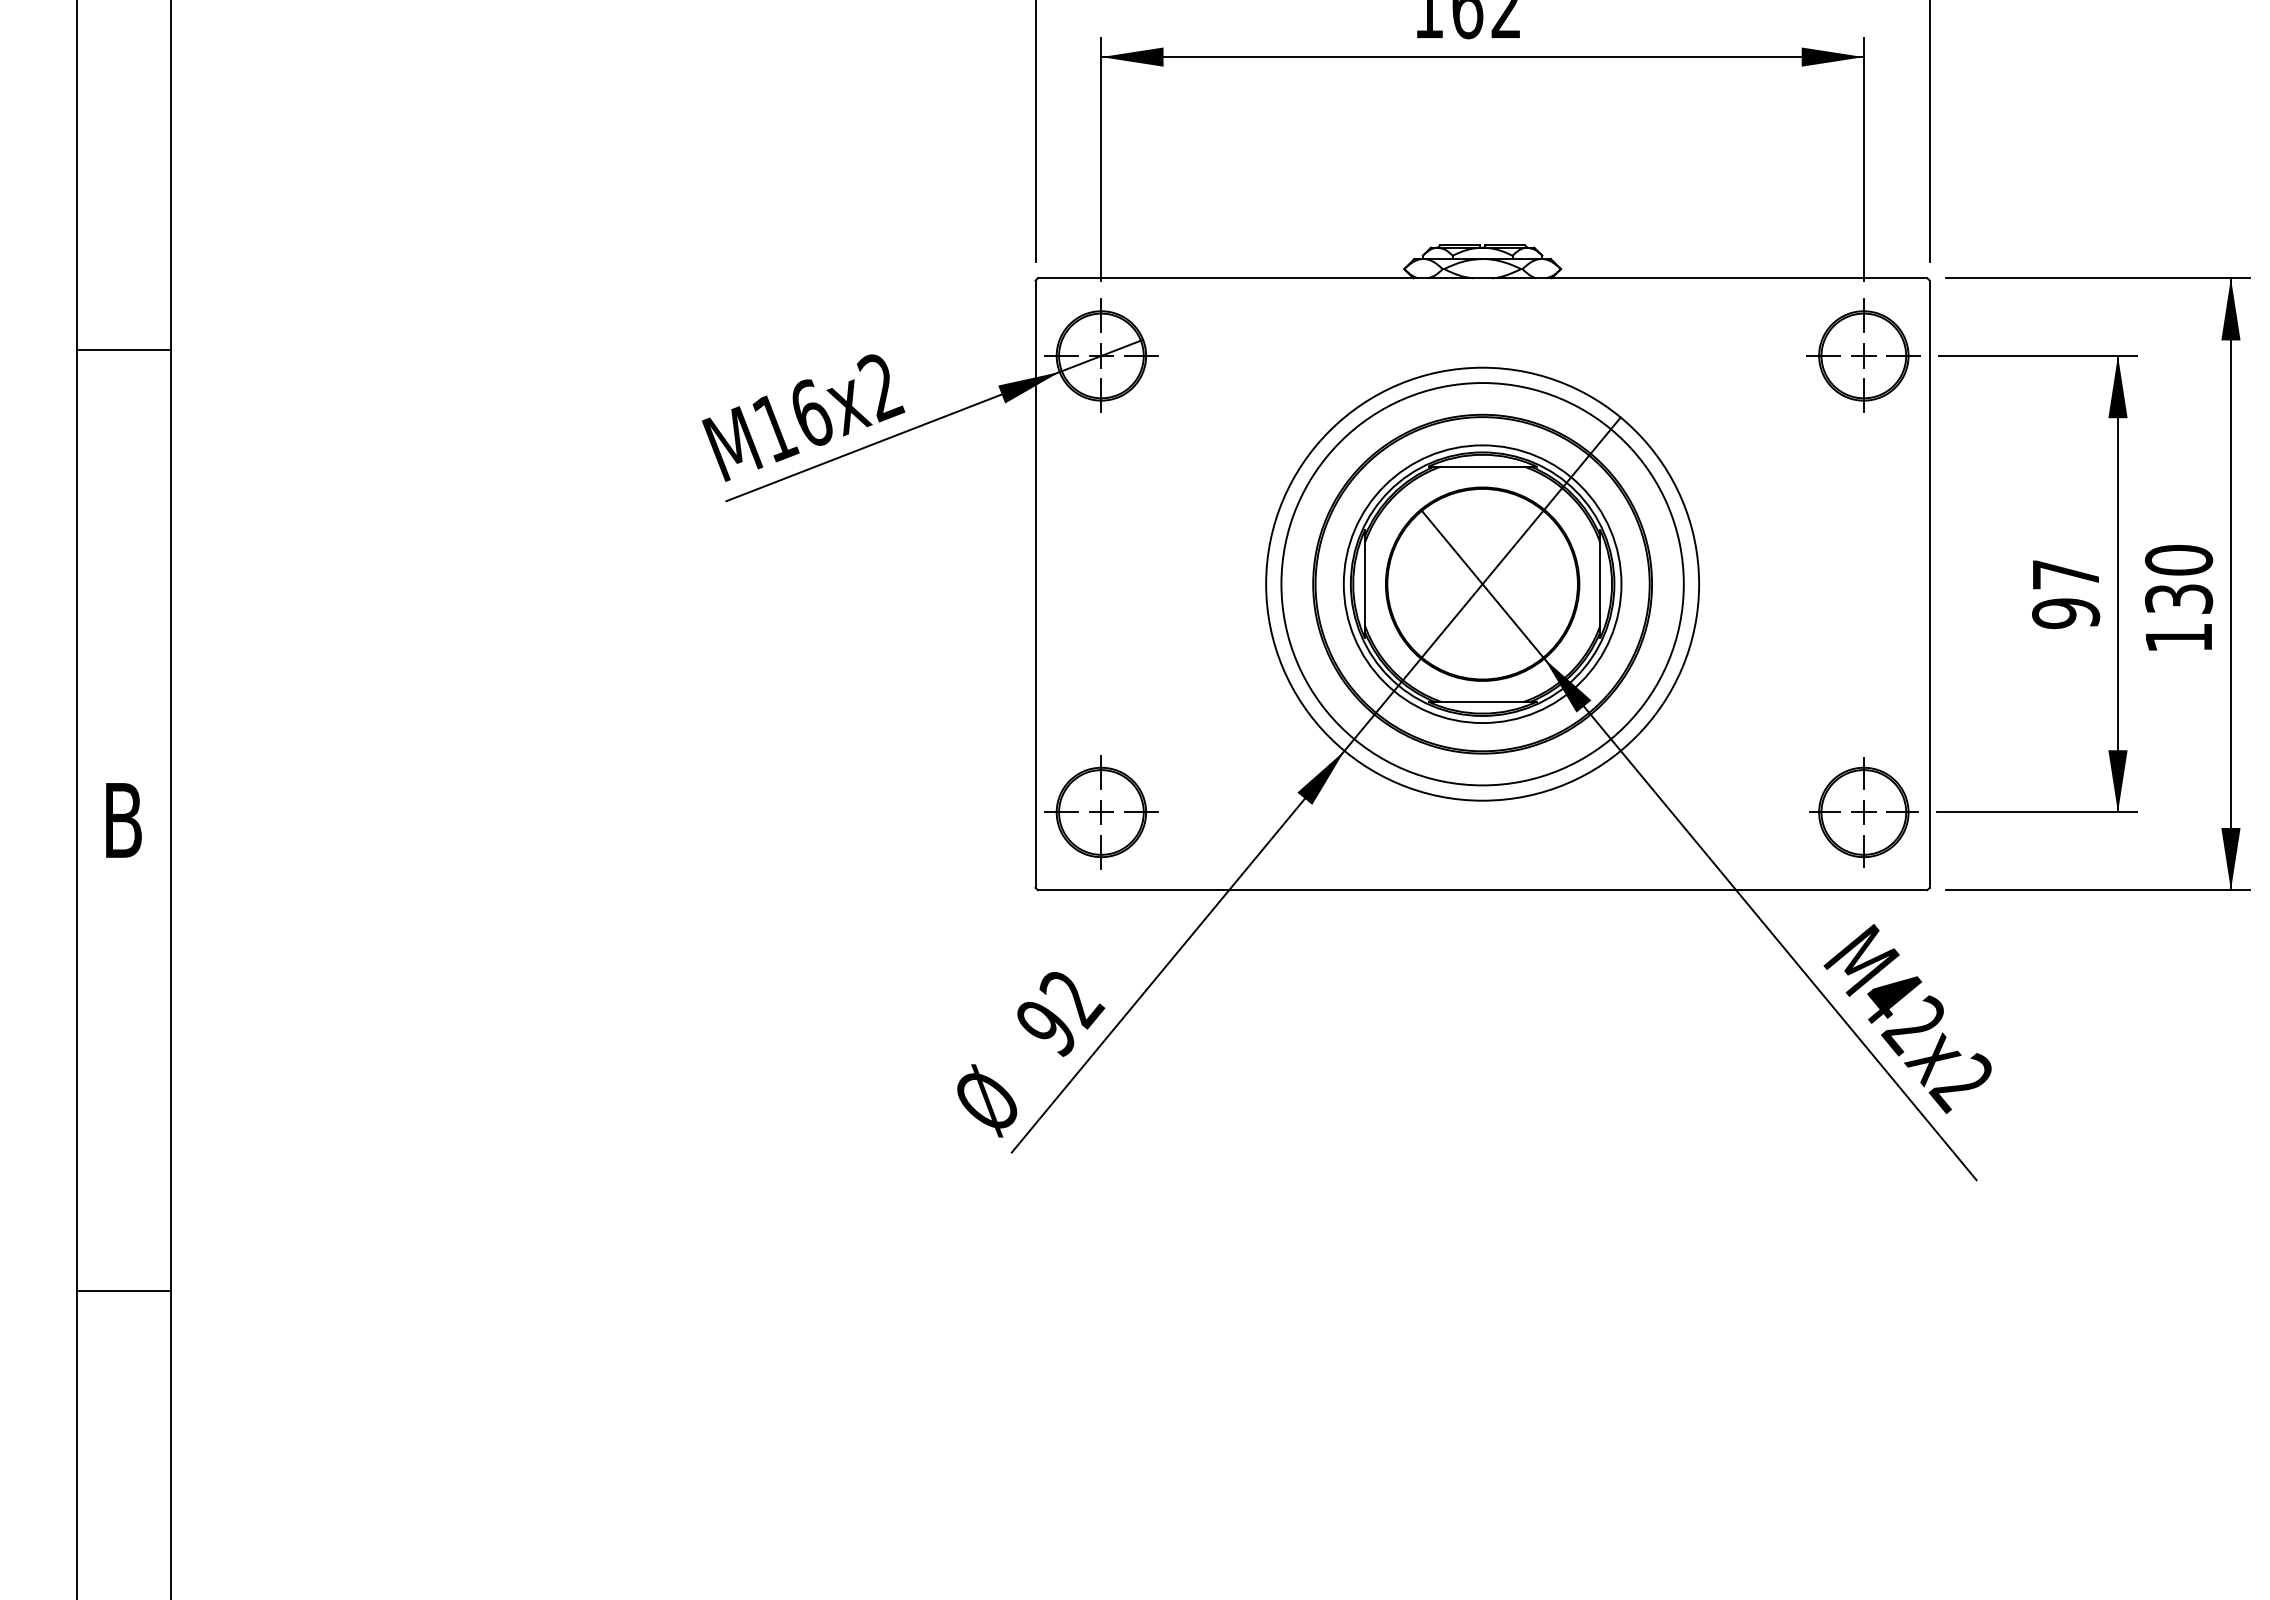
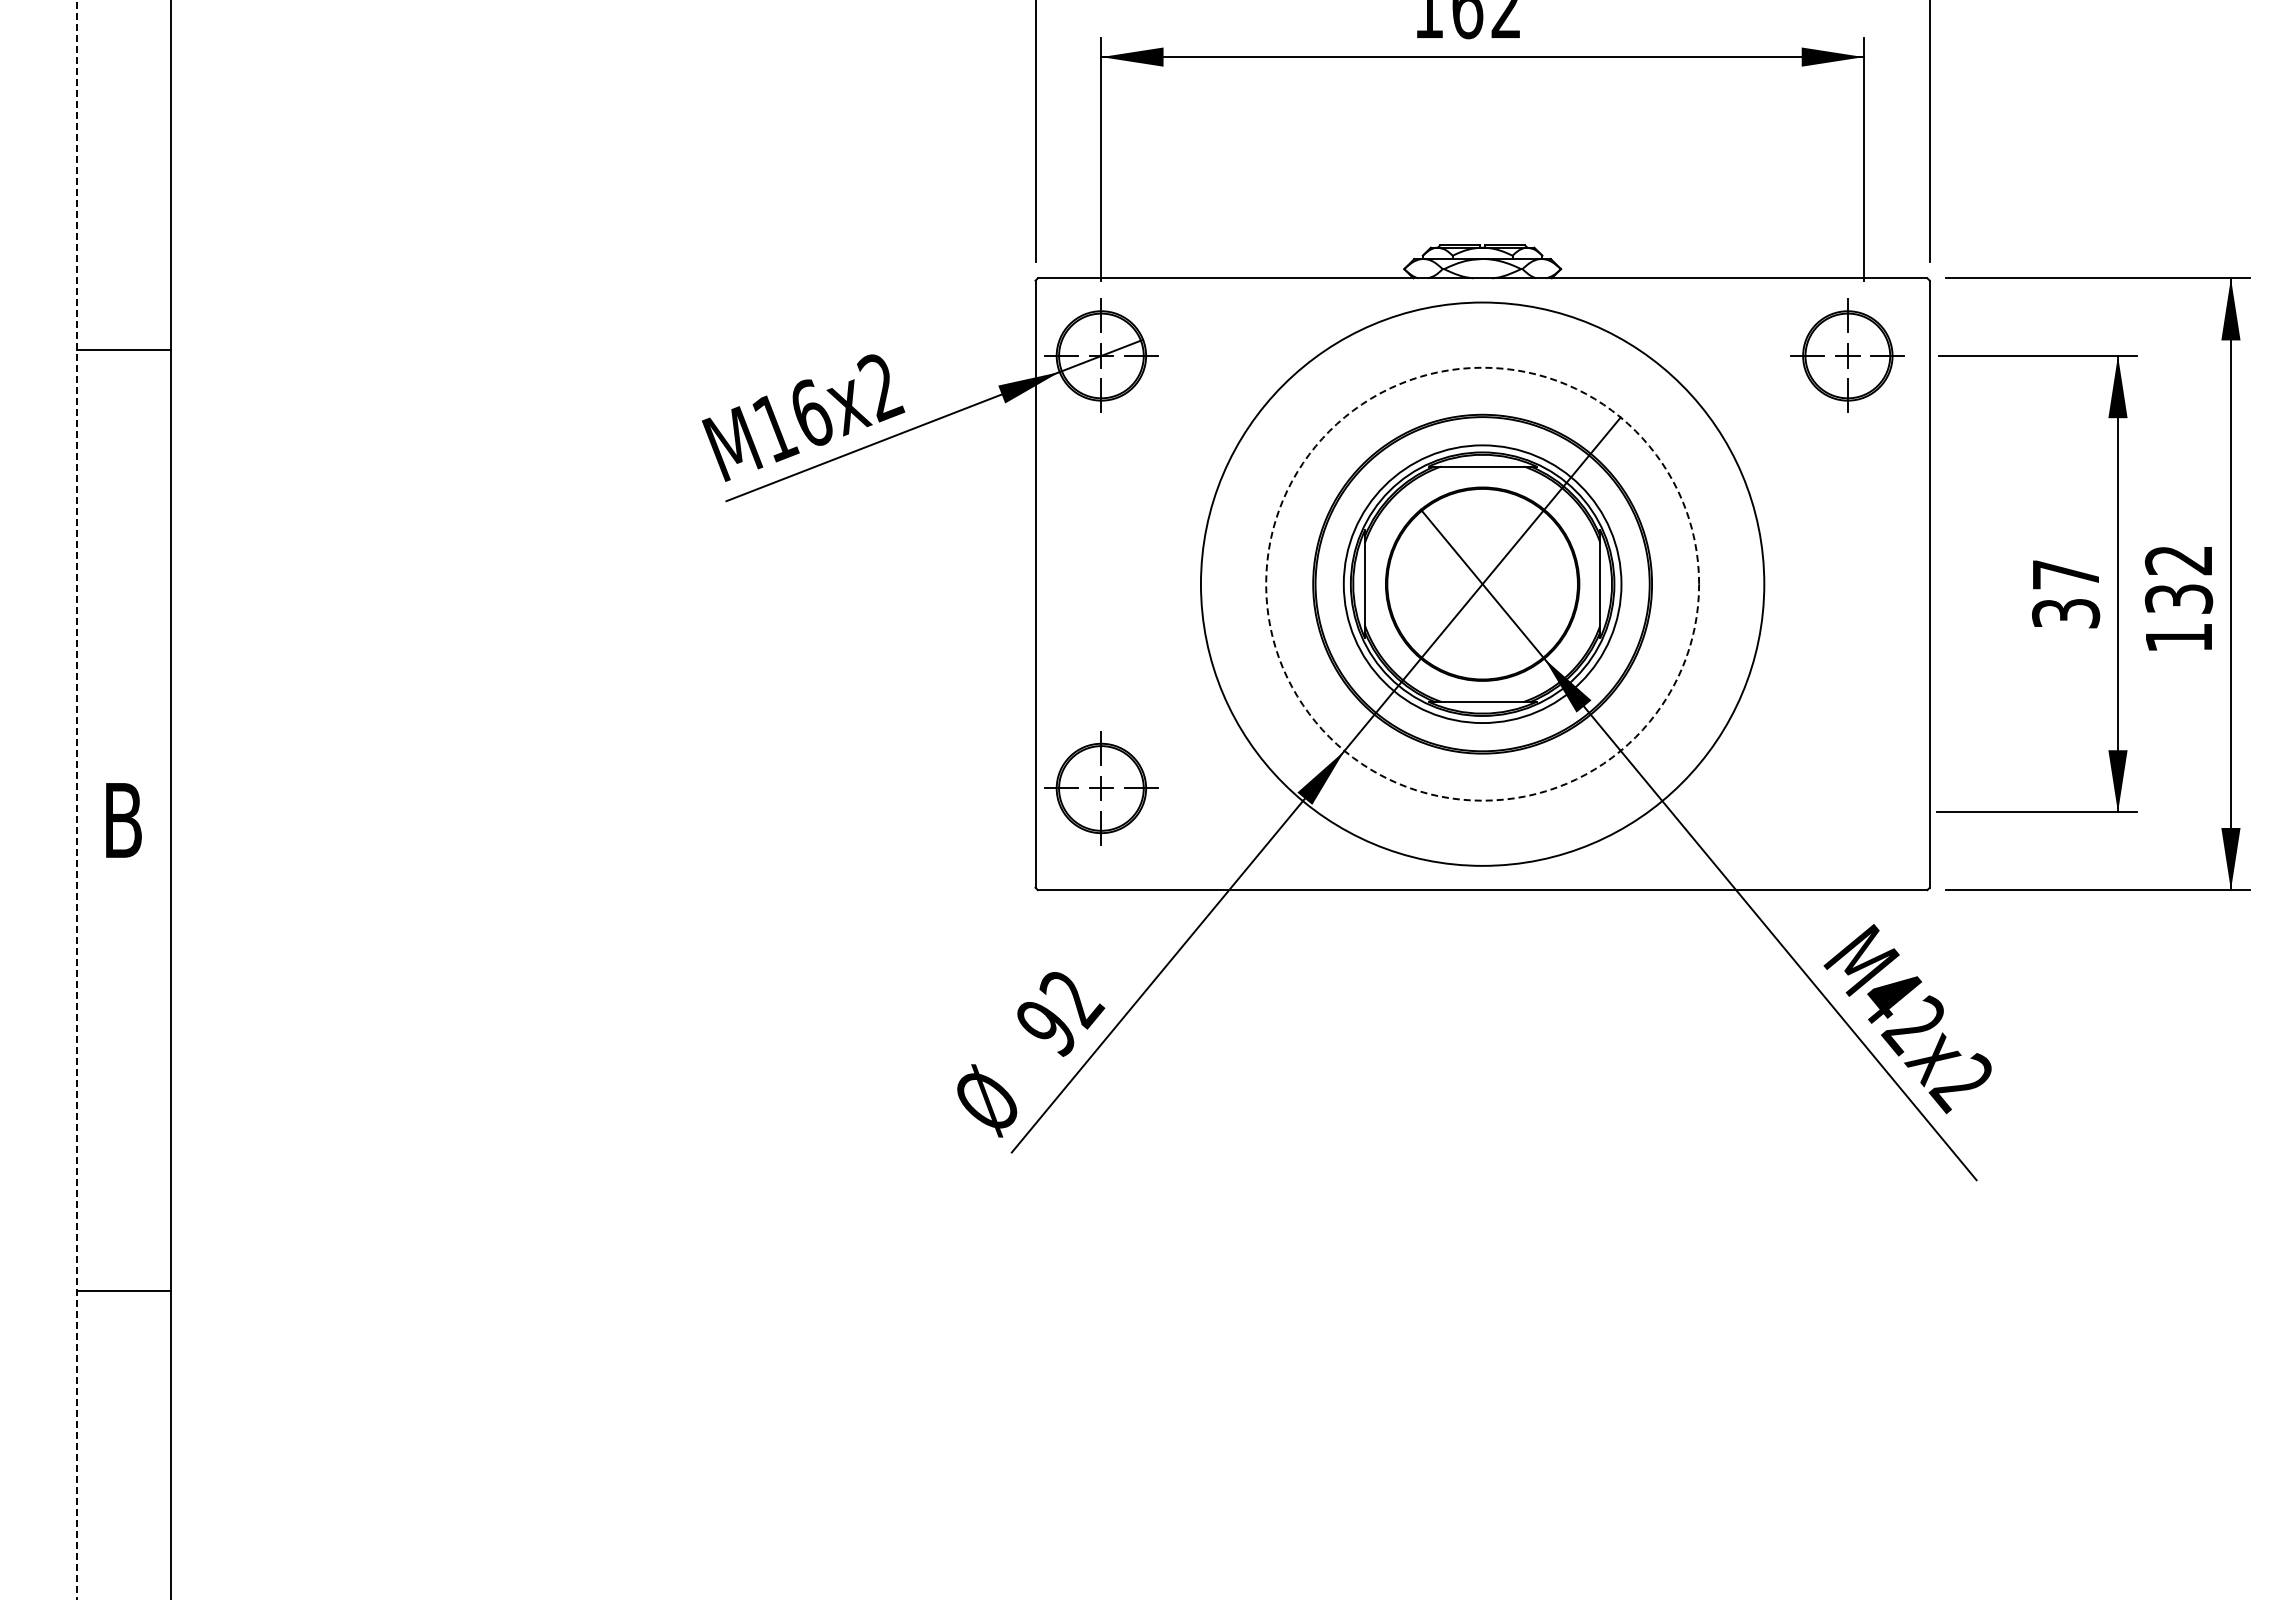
part position: (1863, 355) -> (1847, 355) (1847, 355)
text: 130 -> 132 (2178, 560)
circle: solid -> dashed (1482, 583)
circle diameter: 402 px -> 563 px (1482, 583)
text: 97 -> 37 (2066, 613)
line: solid -> dashed (76, 799)
part position: (1101, 812) -> (1101, 788) (1101, 788)
part: present -> none (1863, 812)
